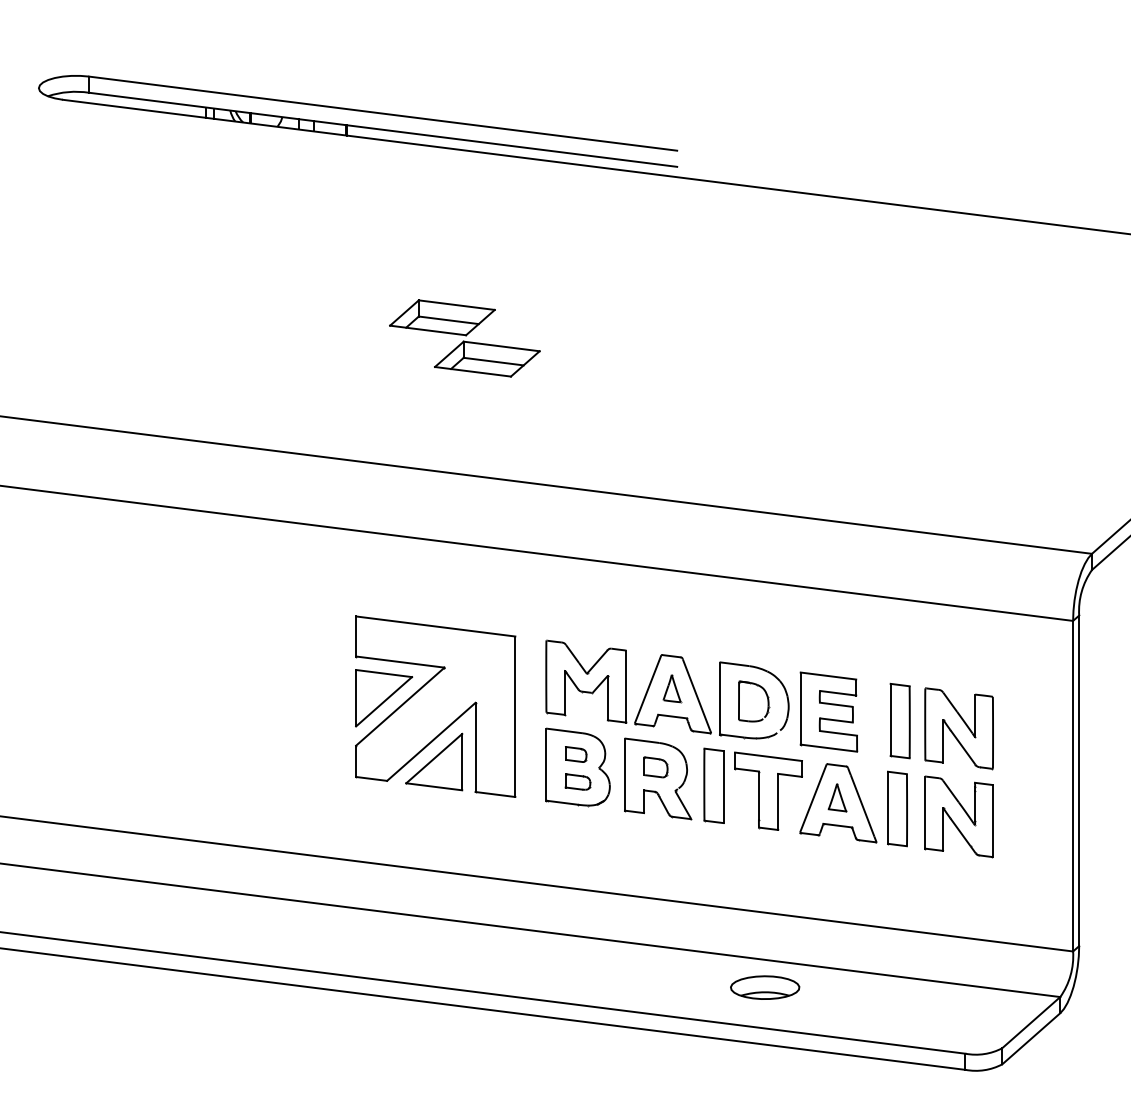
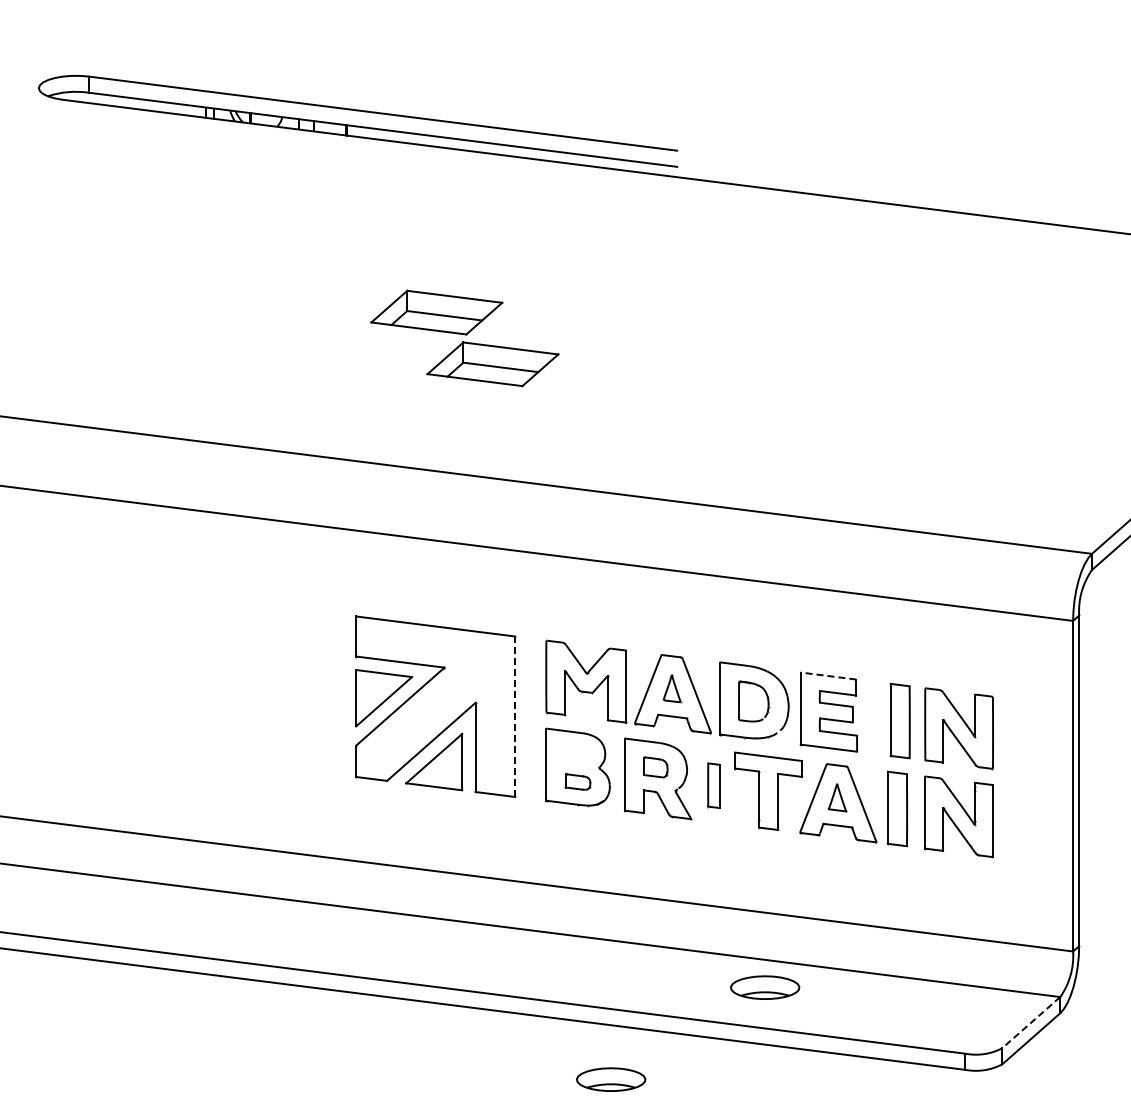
part size: 152x79 px -> 190x99 px (464, 338)
line: solid -> dashed (828, 676)
line: solid -> dashed (515, 716)
part: present -> none (576, 754)
part size: 22x77 px -> 14x47 px (713, 785)
line: solid -> dashed (1031, 1022)
part: none -> present (611, 1079)
